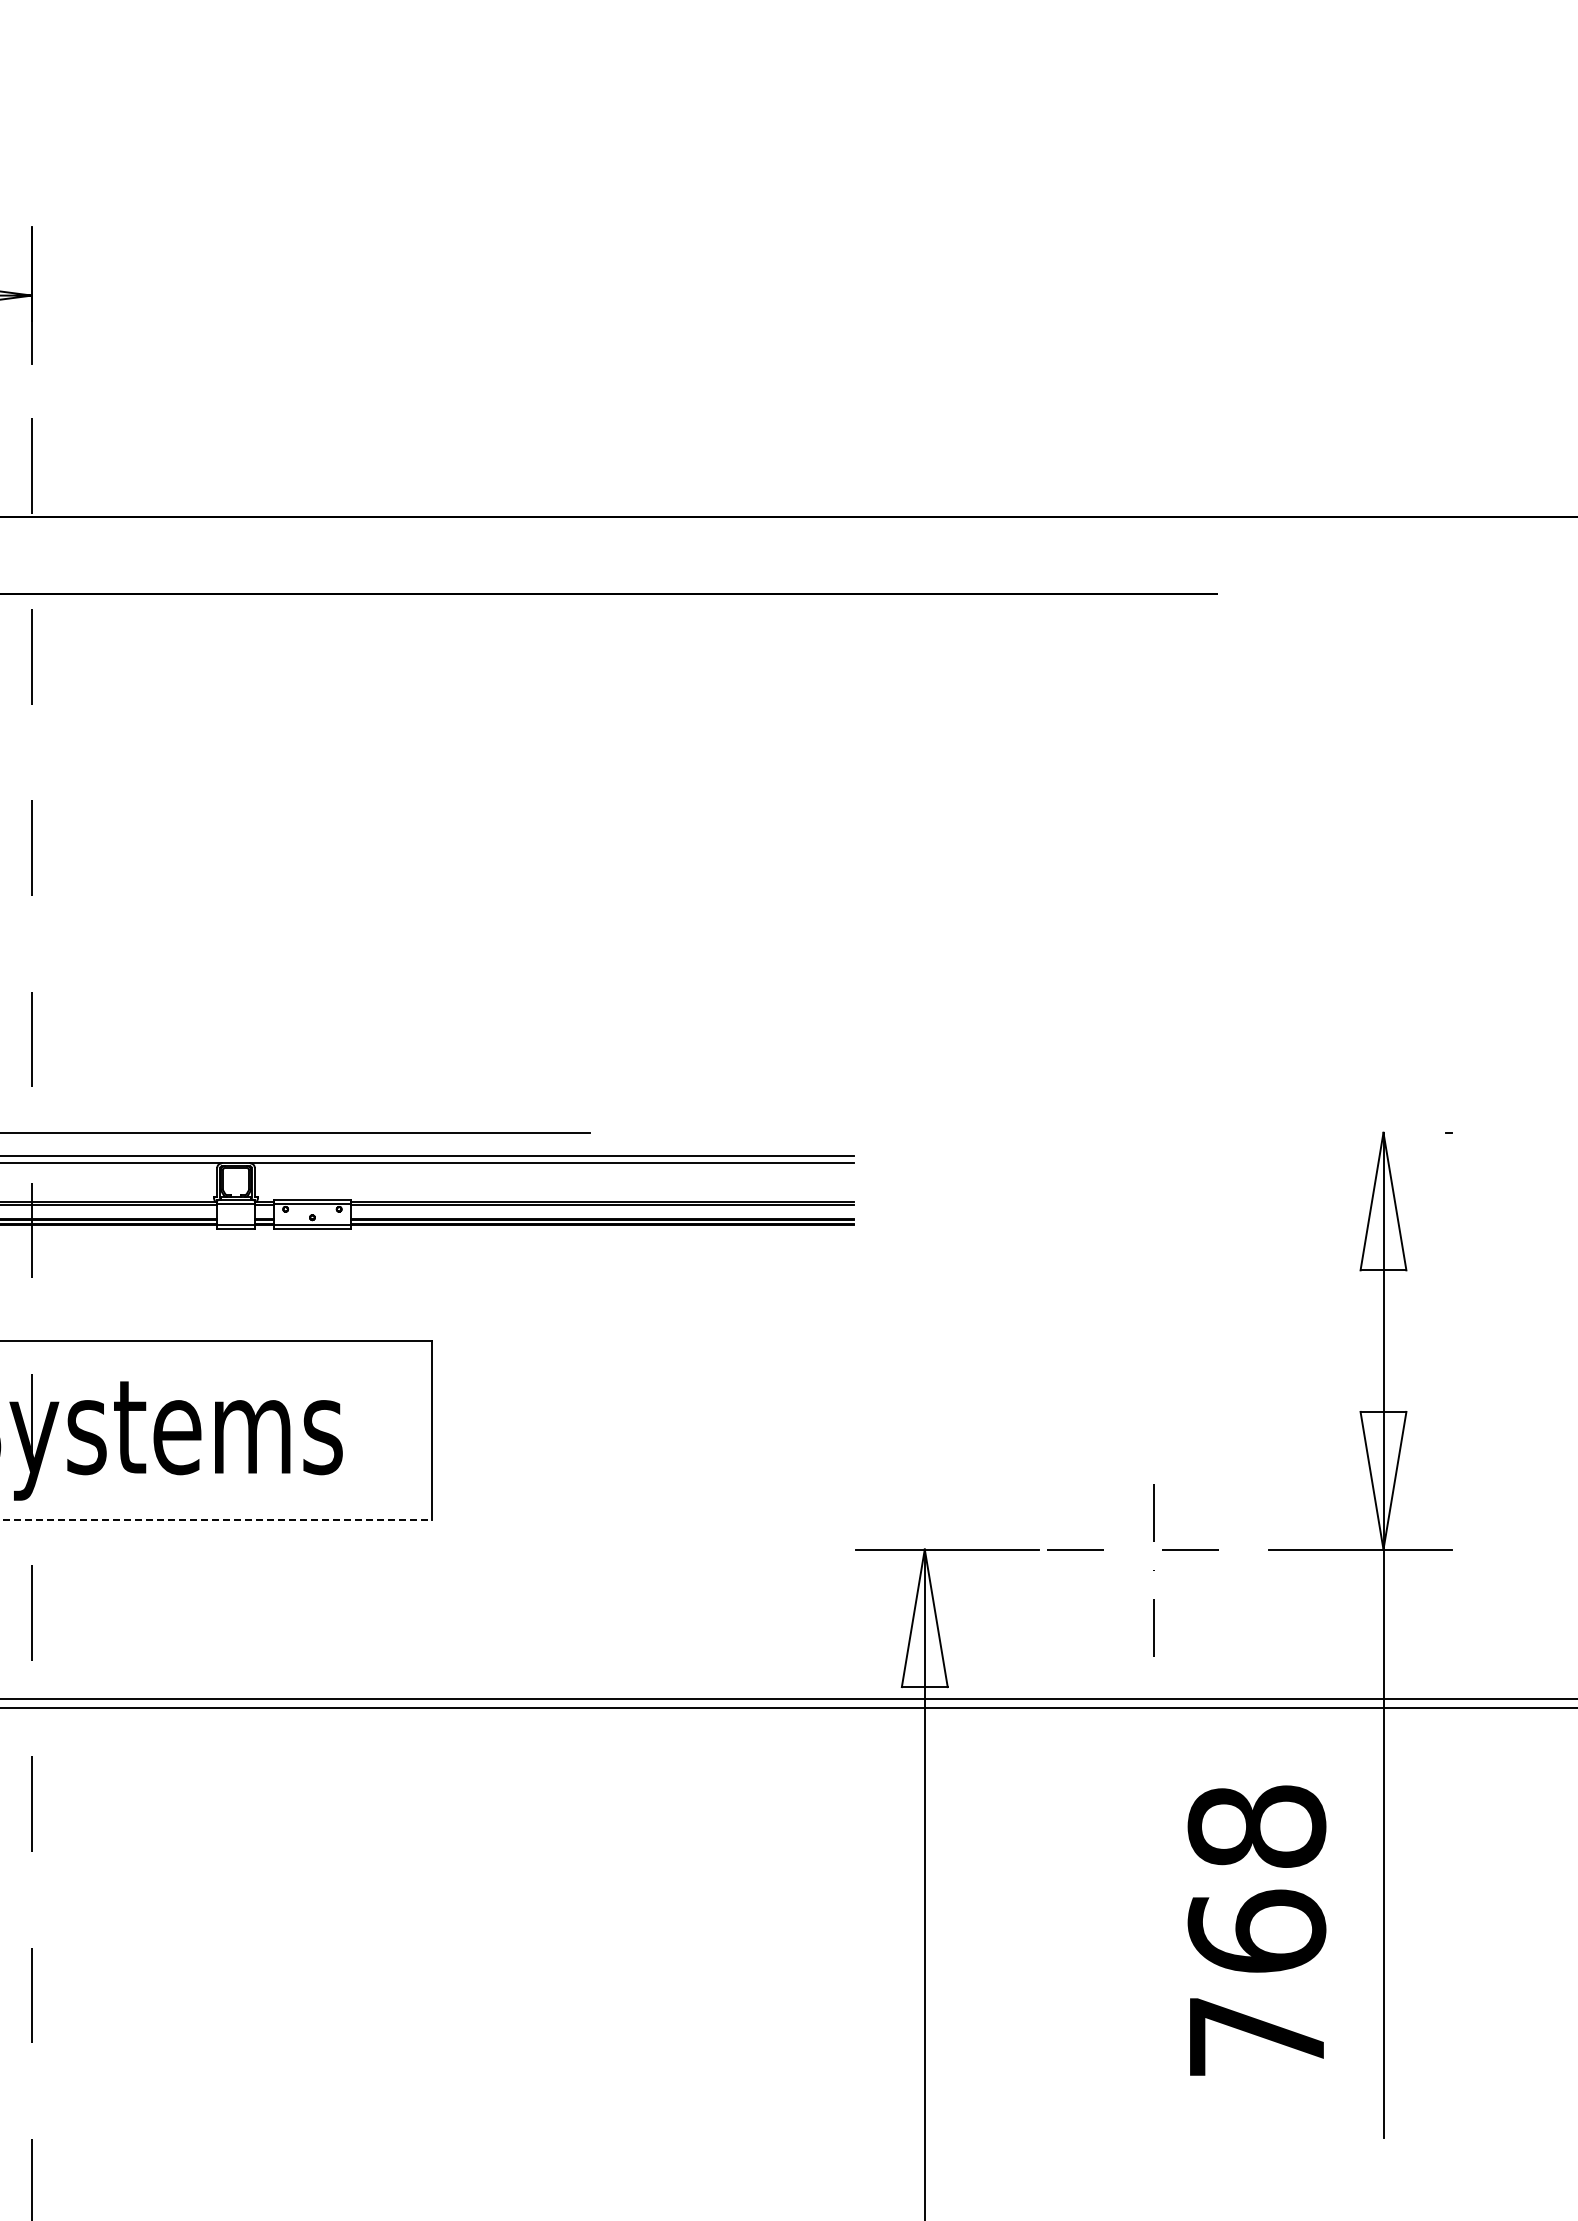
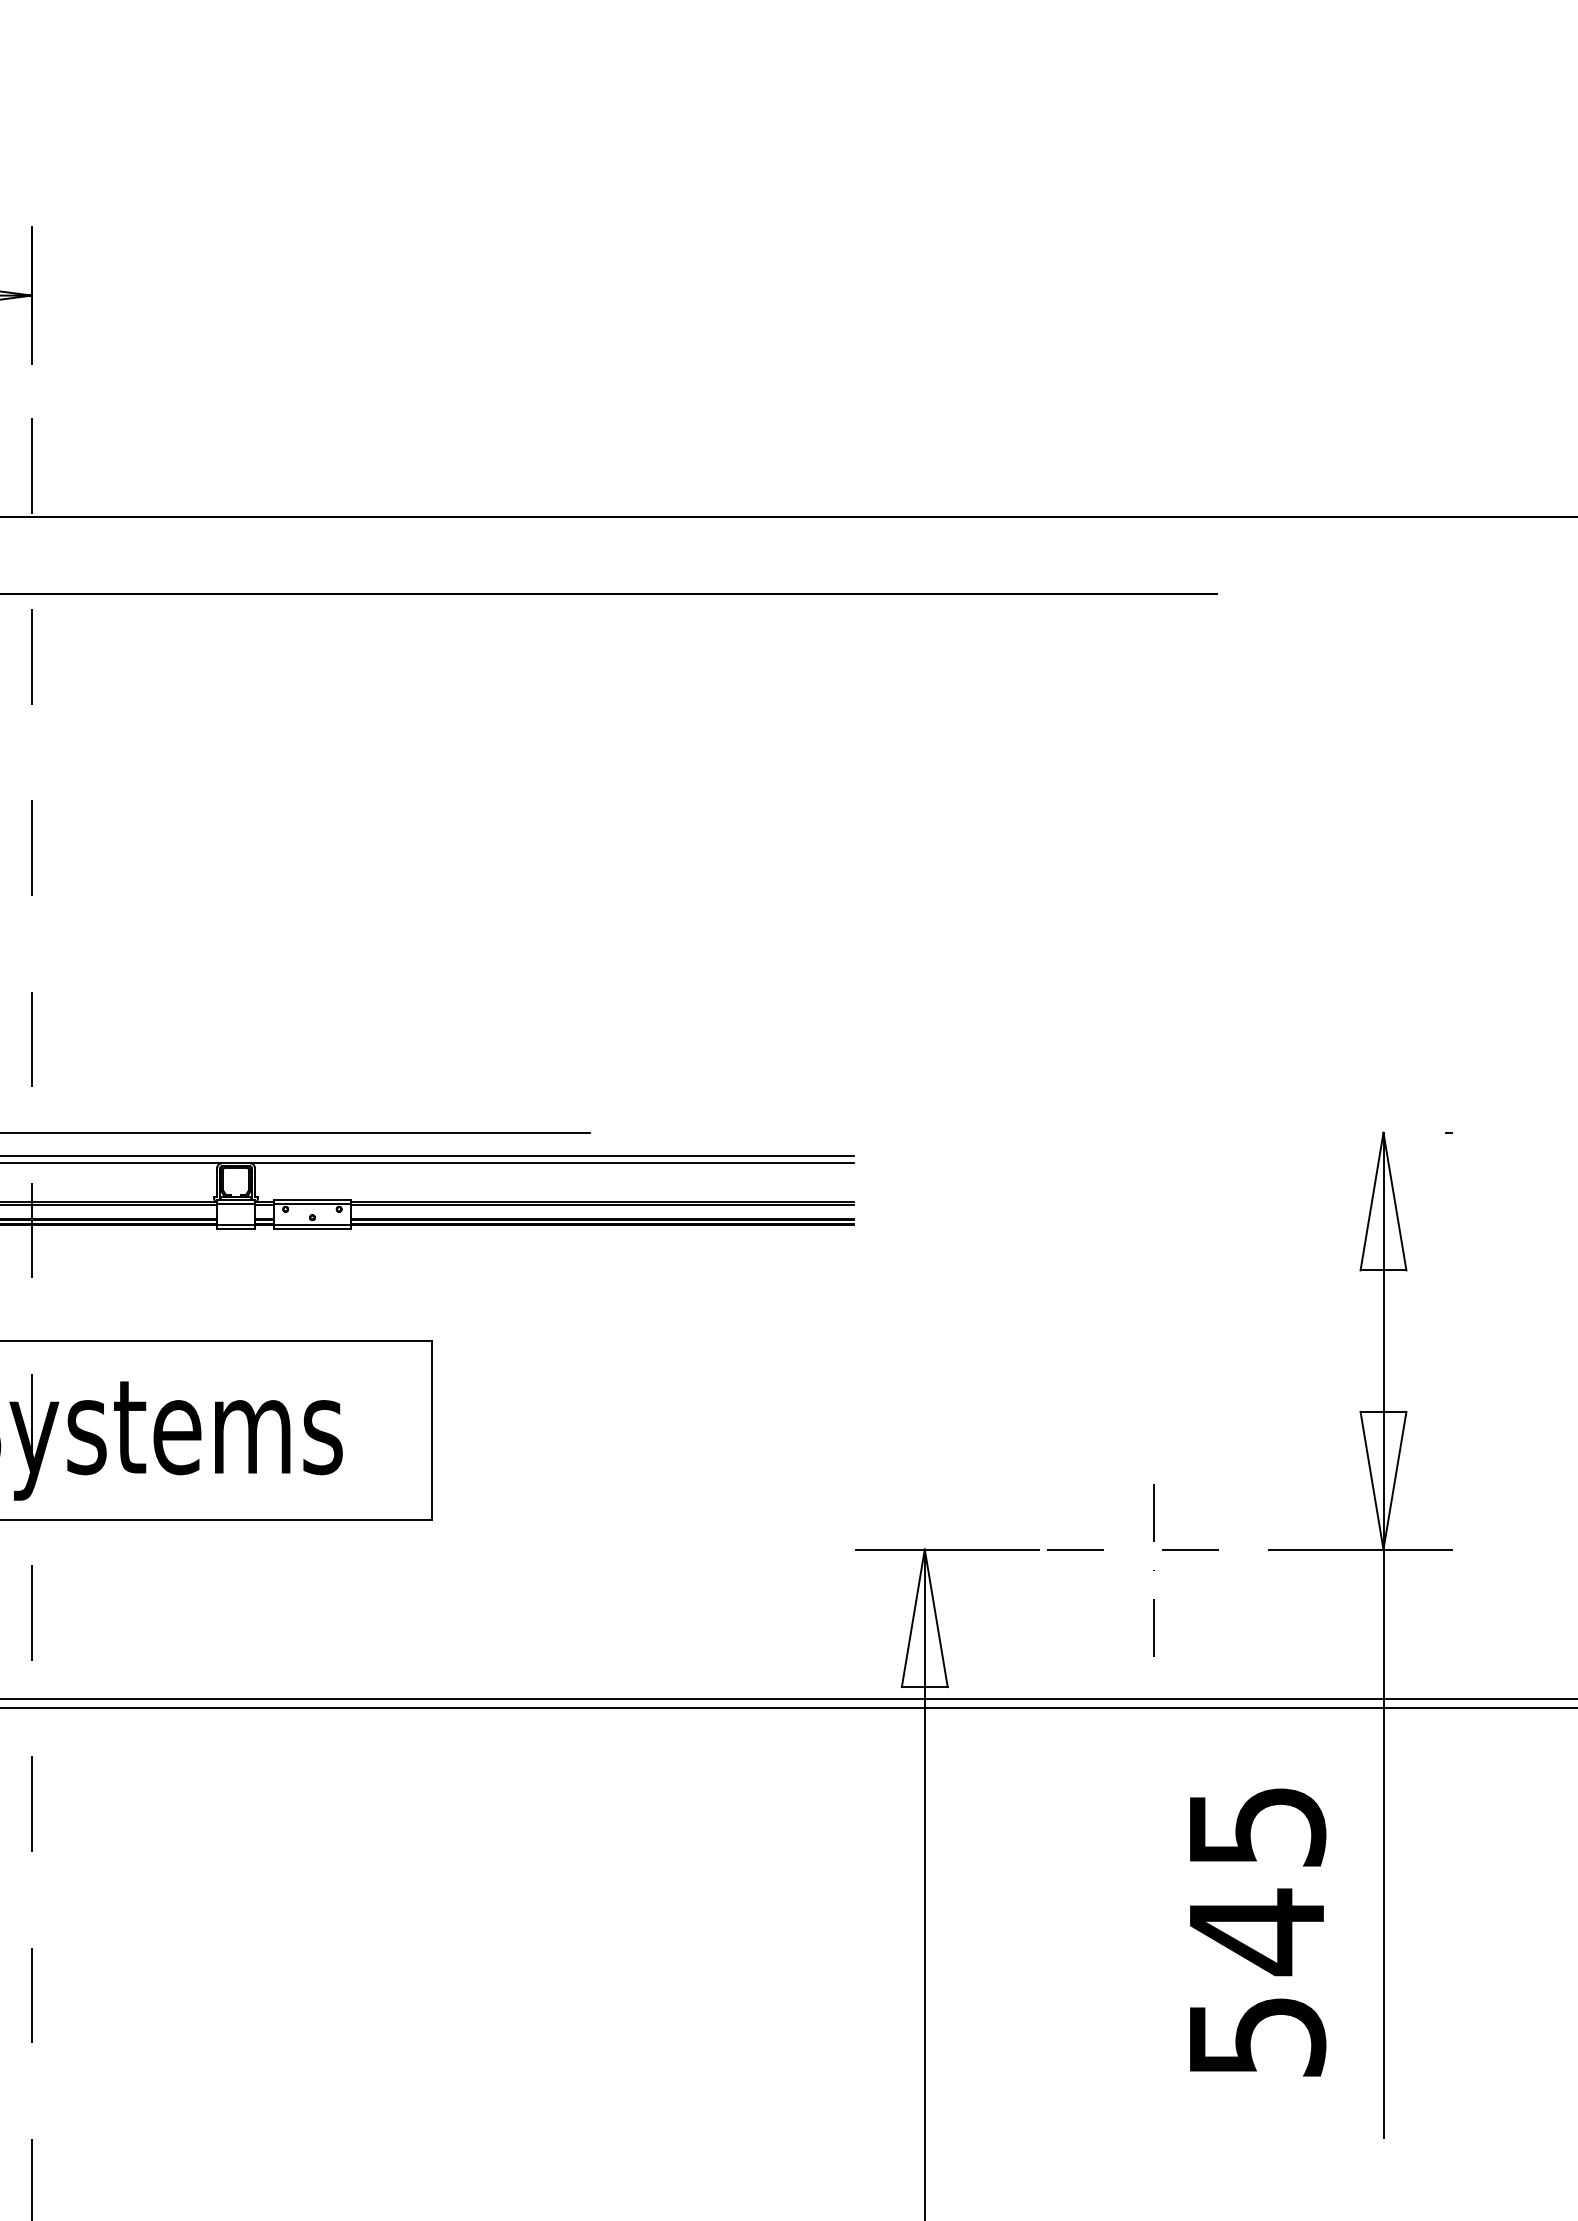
line: dashed -> solid (216, 1519)
text: 768 -> 545 (1256, 1930)
